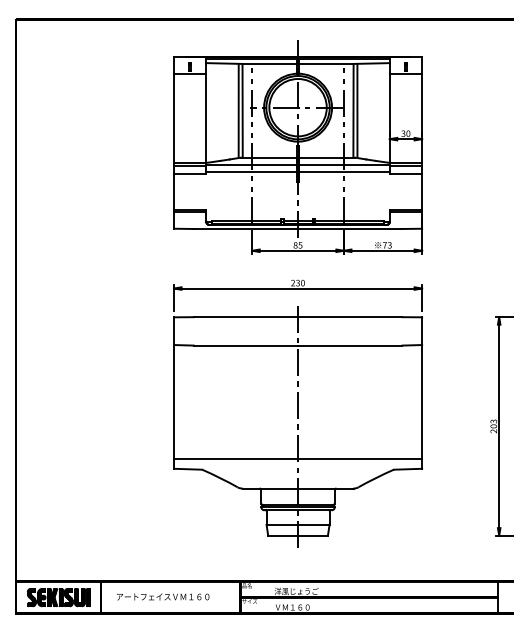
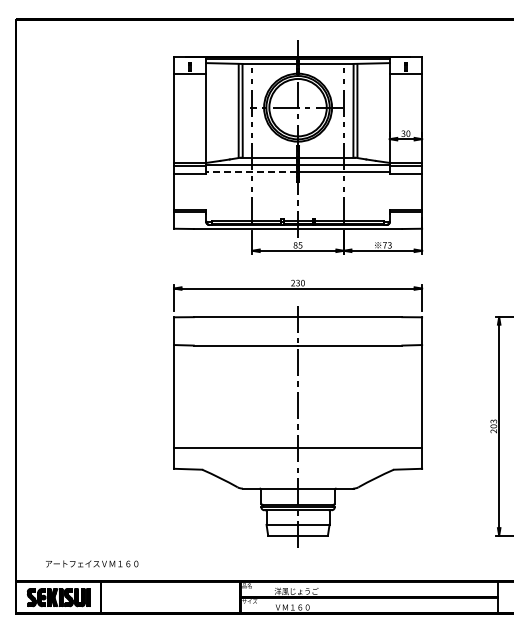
line: solid -> dashed (251, 171)
line position: (298, 459) -> (298, 448) (298, 448)
text position: (163, 596) -> (92, 563) (92, 563)
